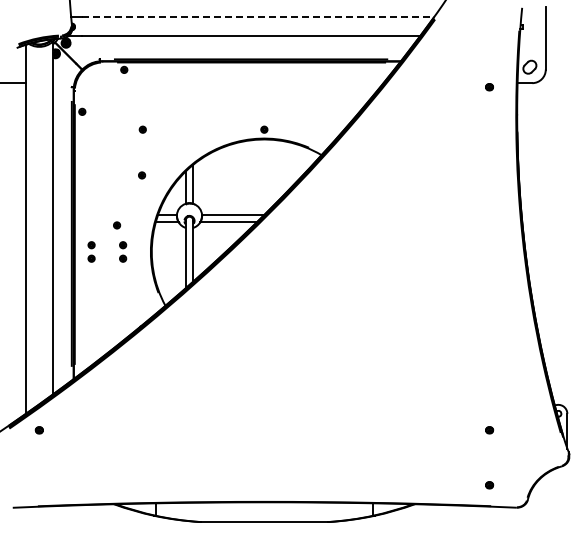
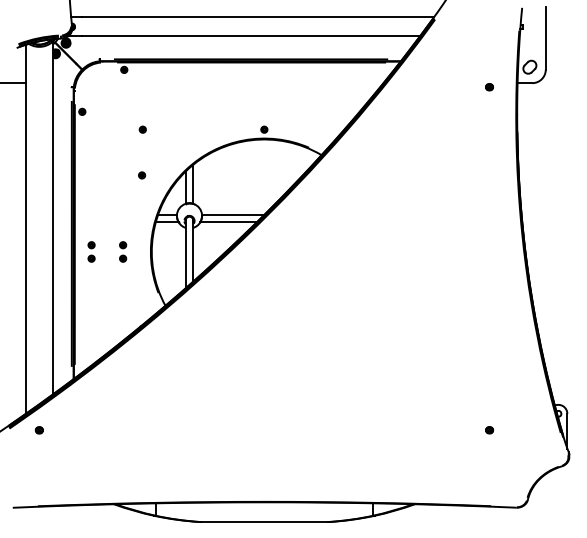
line: dashed -> solid (258, 17)
part: present -> none (117, 225)
part: present -> none (489, 485)
